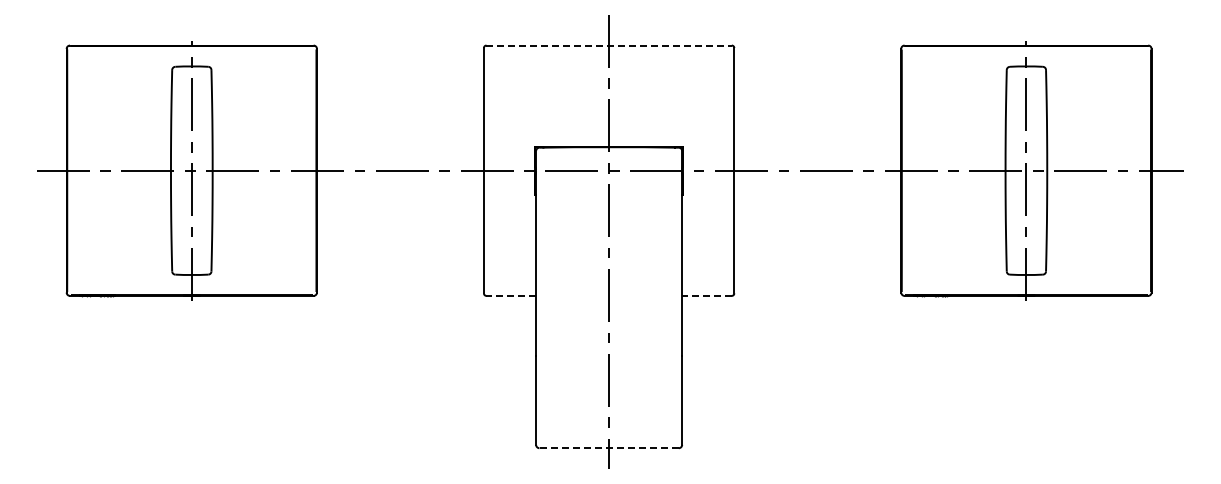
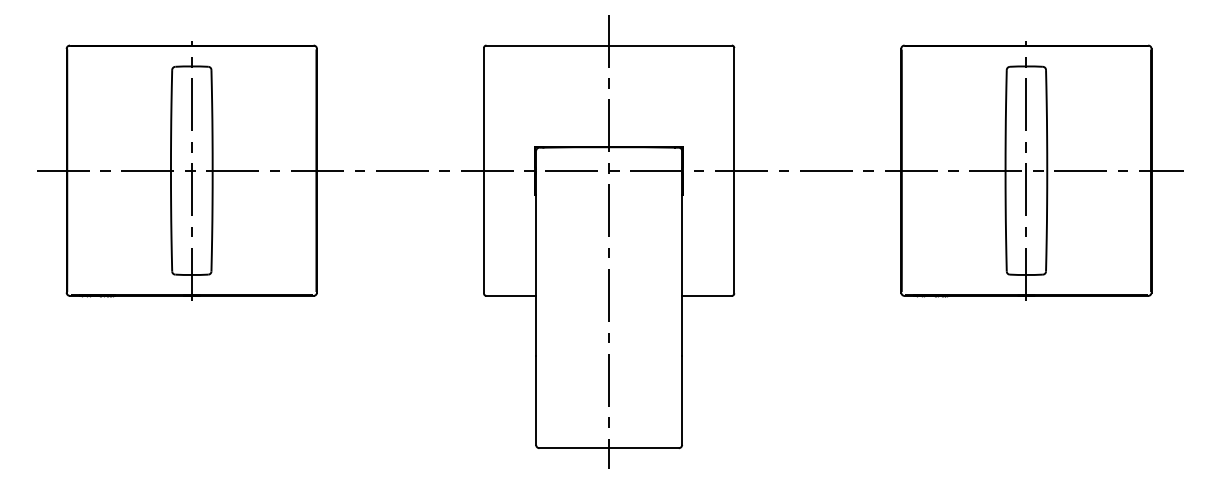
line: dashed -> solid (609, 45)
line: dashed -> solid (511, 295)
line: dashed -> solid (706, 295)
line: dashed -> solid (609, 448)
